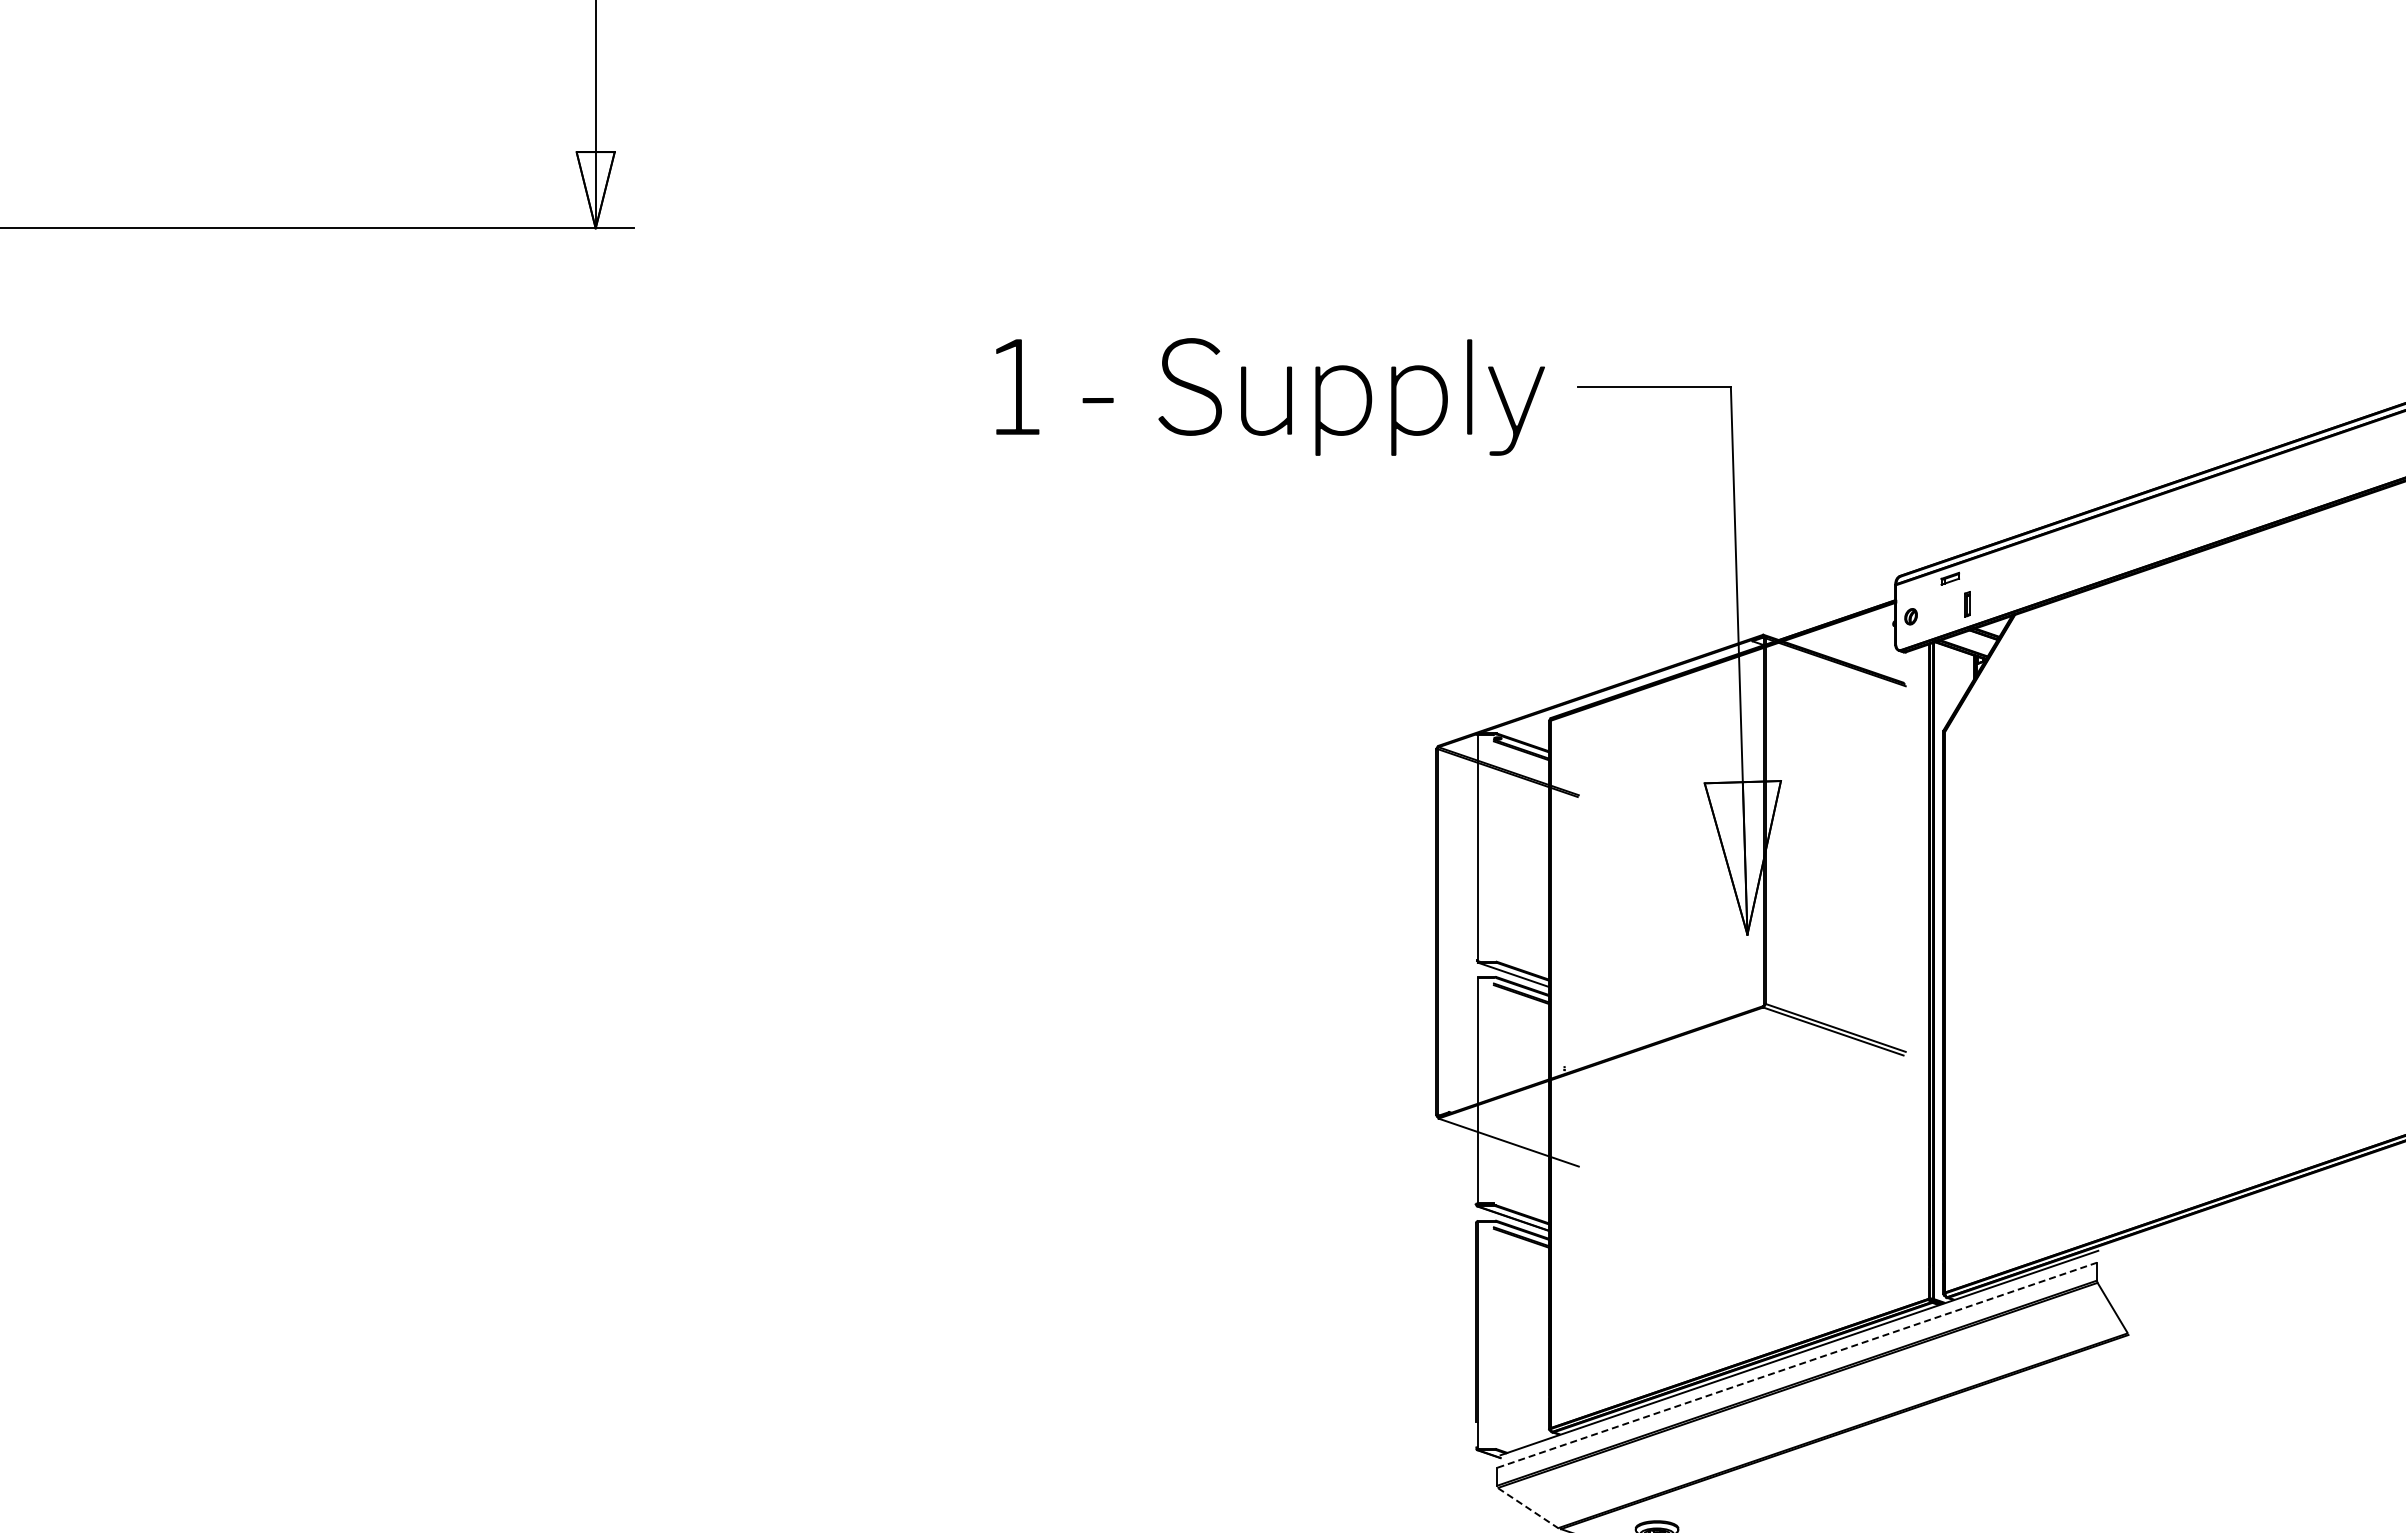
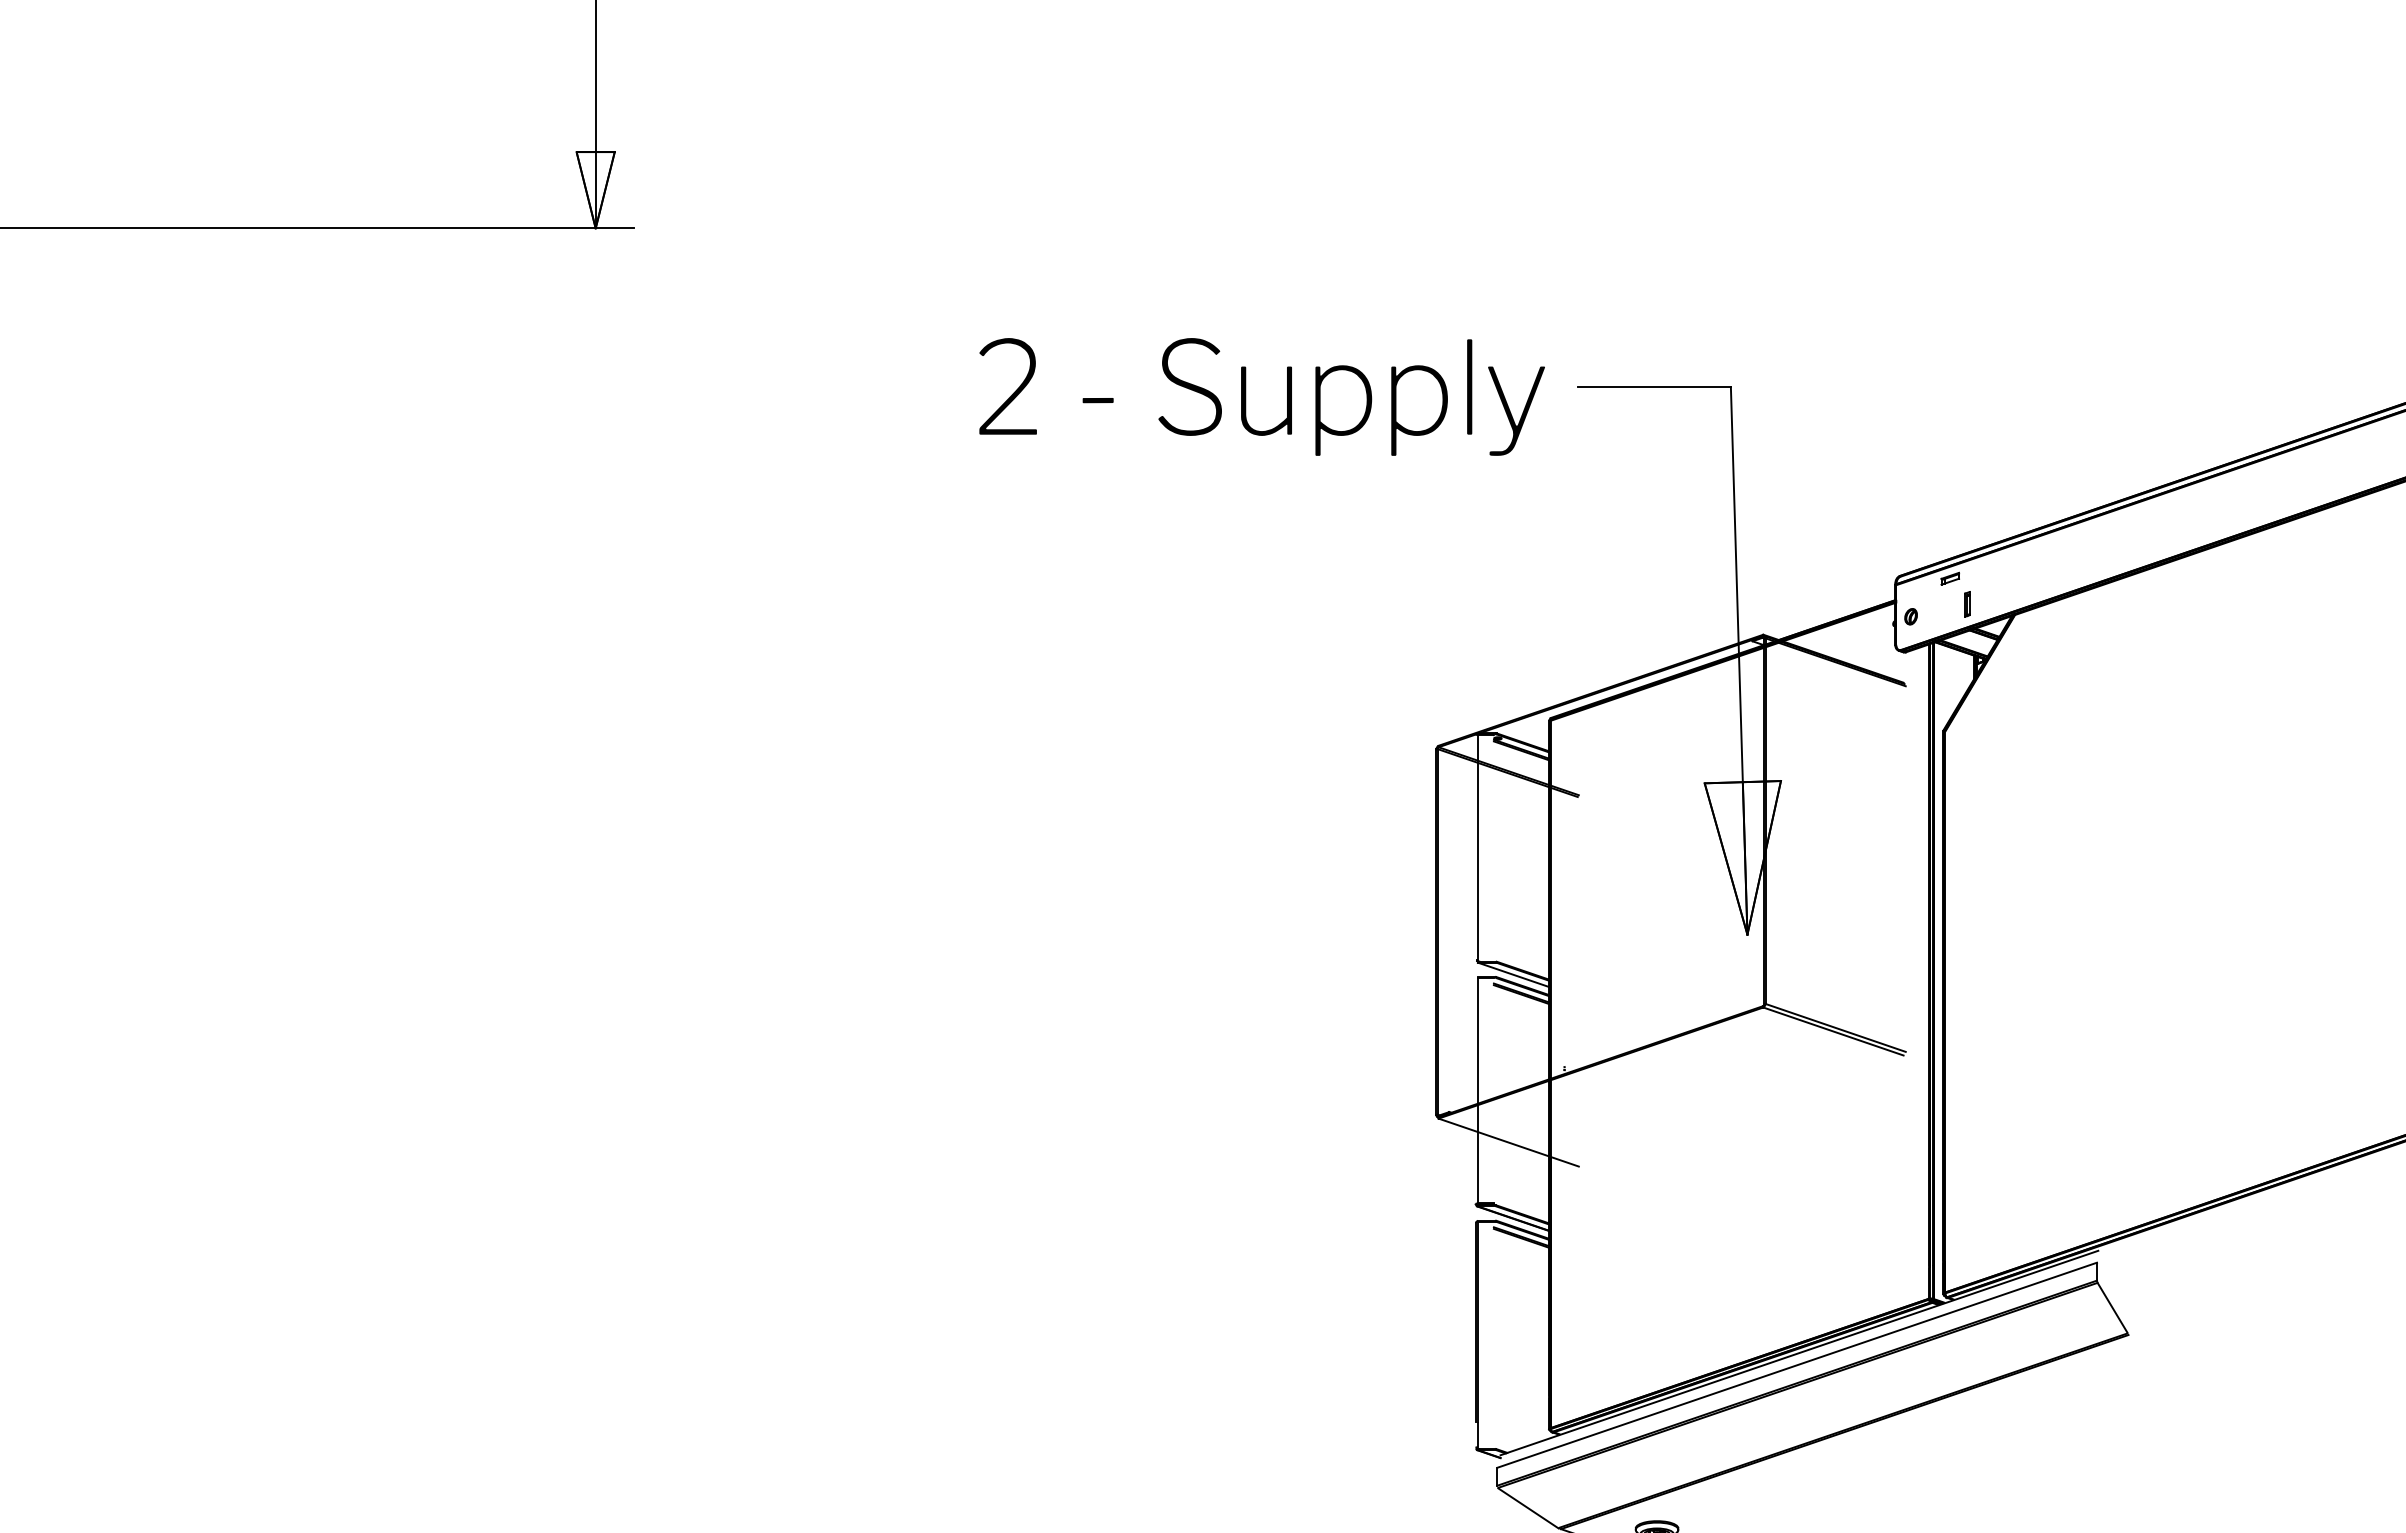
text: 1 -> 2 (1009, 386)
line: dashed -> solid (1797, 1365)
line: dashed -> solid (1528, 1508)
